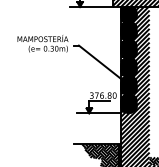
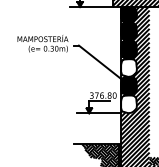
hatch: present -> none (128, 67)
hatch: present -> none (128, 104)
